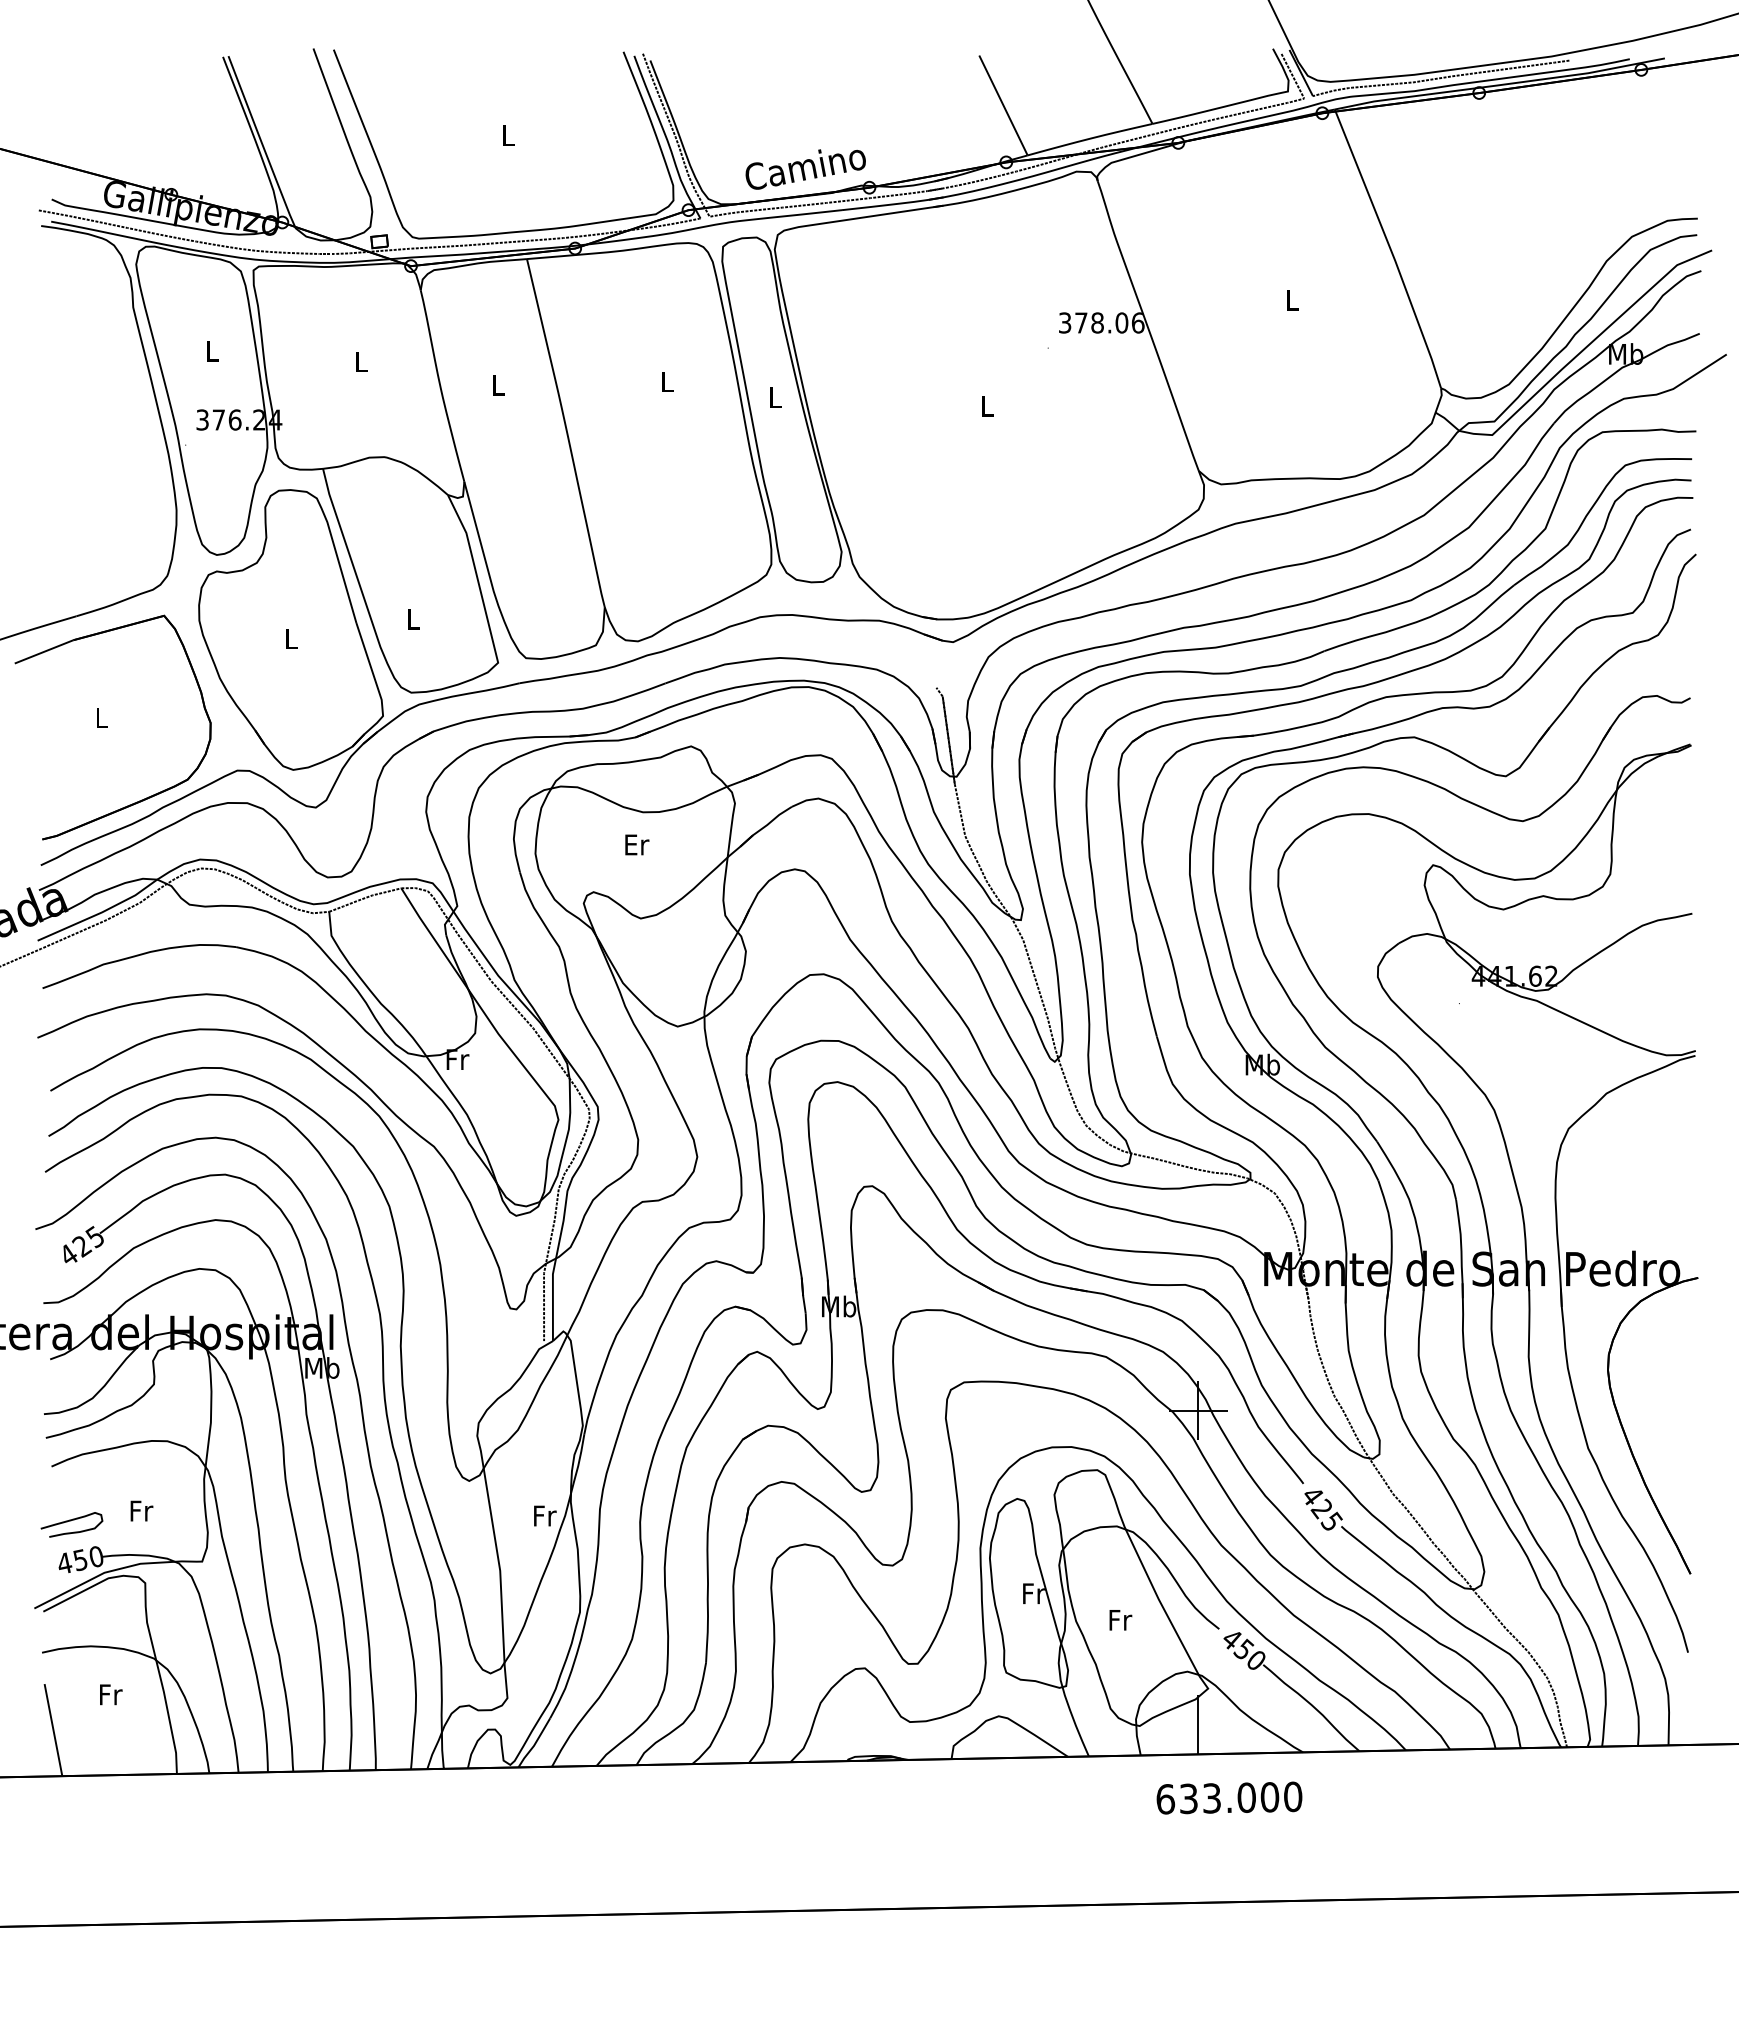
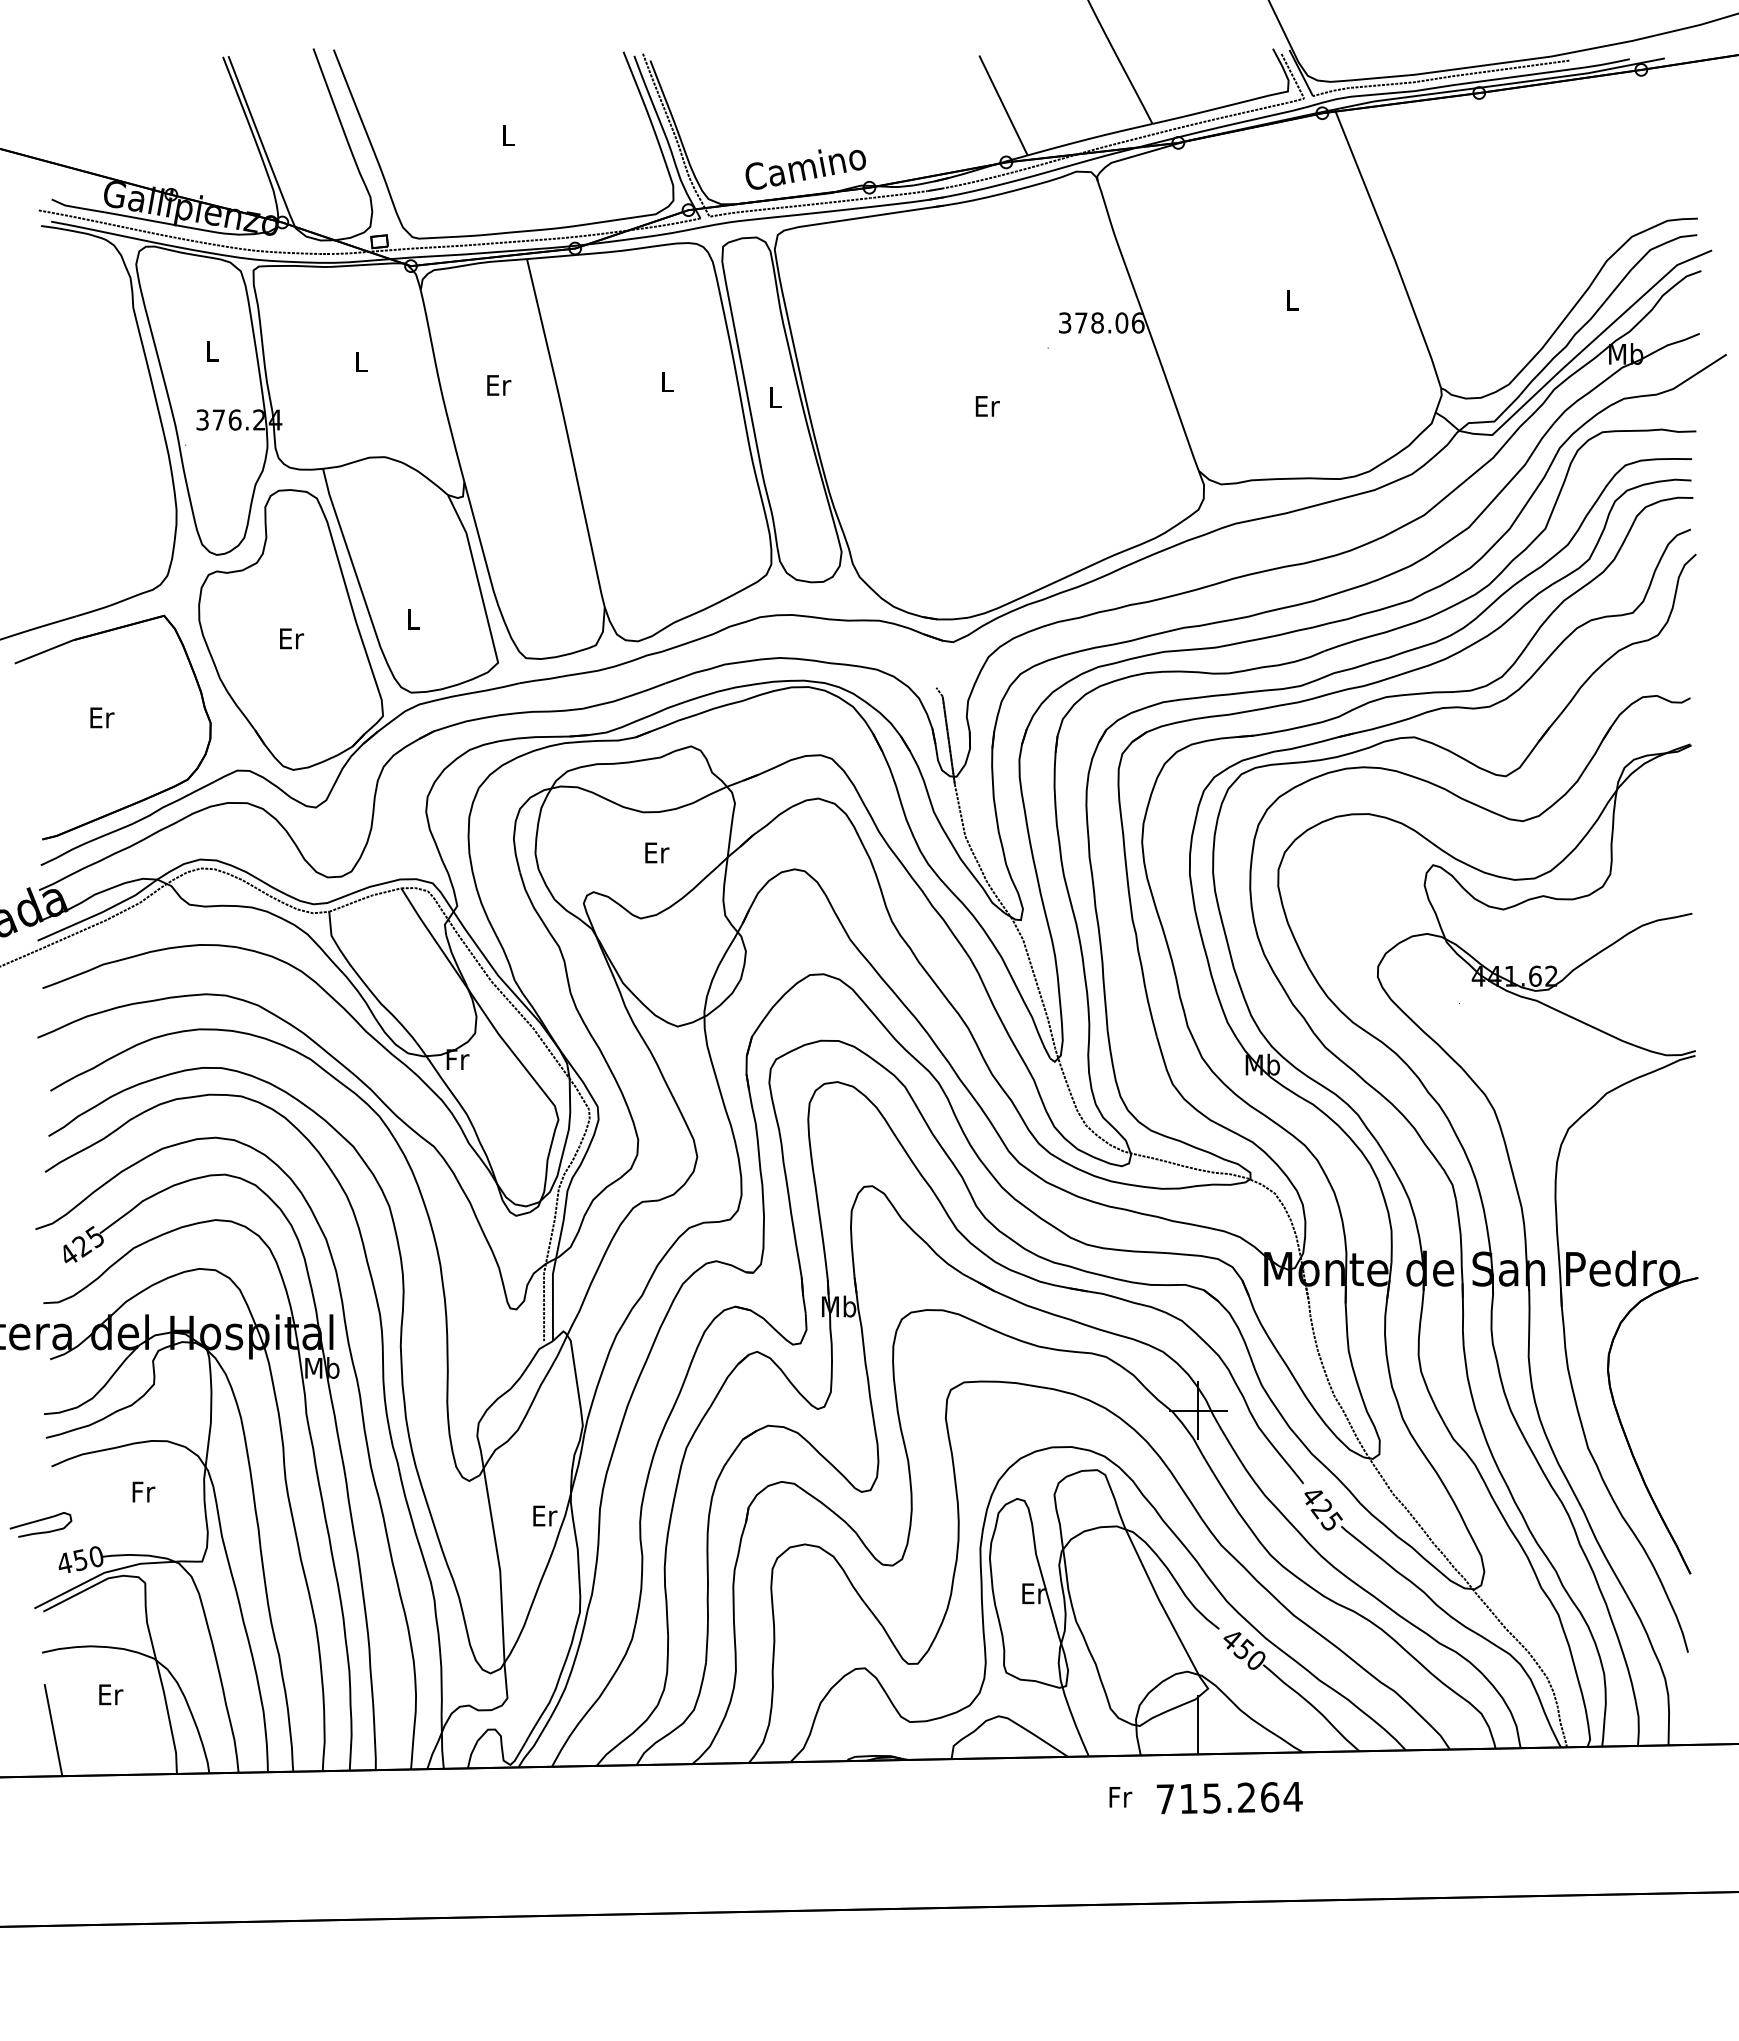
text: L -> Er (499, 385)
text: L -> Er (987, 406)
text: L -> Er (292, 638)
text: L -> Er (102, 717)
text position: (637, 844) -> (657, 852) (657, 852)
text position: (141, 1510) -> (143, 1491) (143, 1491)
text: Fr -> Er (545, 1515)
curve position: (71, 1521) -> (40, 1521) (40, 1521)
text: Fr -> Er (1034, 1593)
text position: (1120, 1620) -> (1120, 1797) (1120, 1797)
text: Fr -> Er (111, 1694)
text: 633.000 -> 715.264 (1229, 1797)
